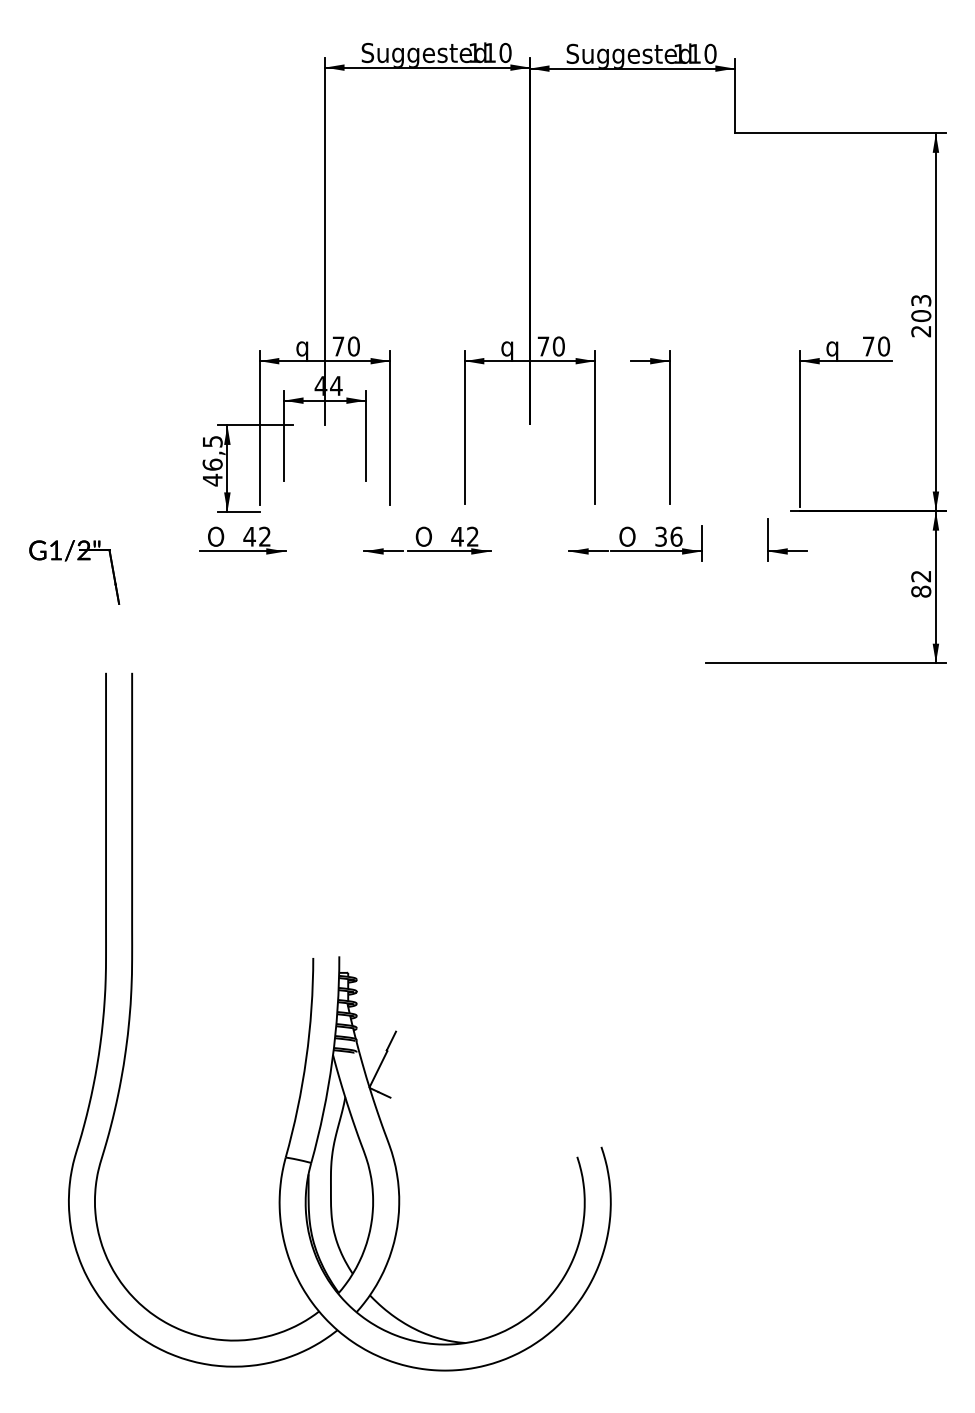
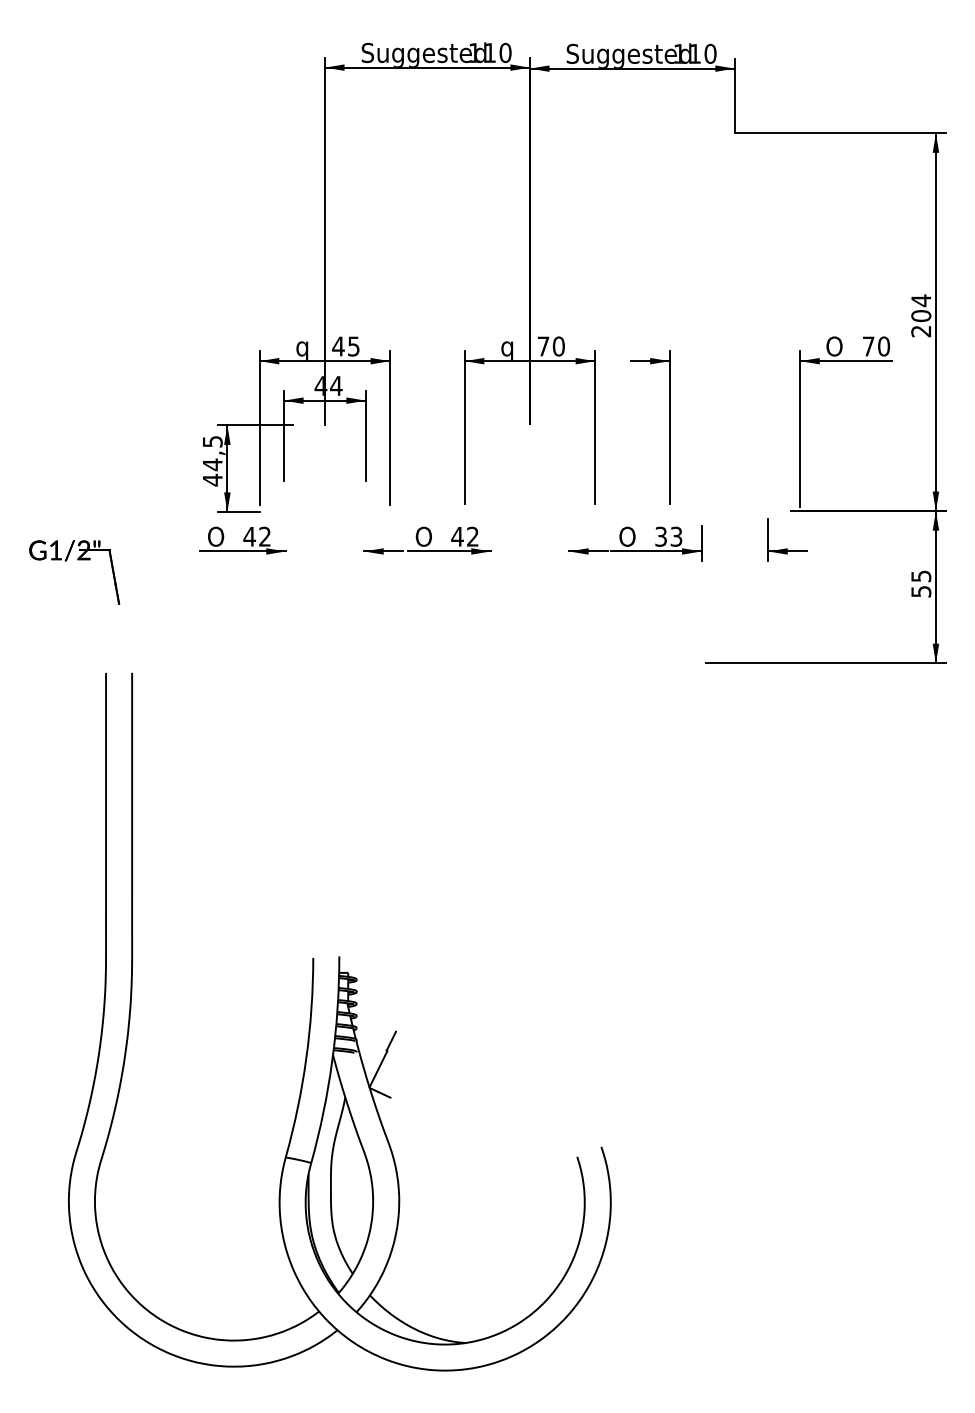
text: 203 -> 204 (921, 300)
text: 70 -> 45 (345, 346)
text: q -> O (834, 347)
text: 46,5 -> 44,5 (212, 464)
text: 36 -> 33 (676, 536)
text: 82 -> 55 (921, 583)
